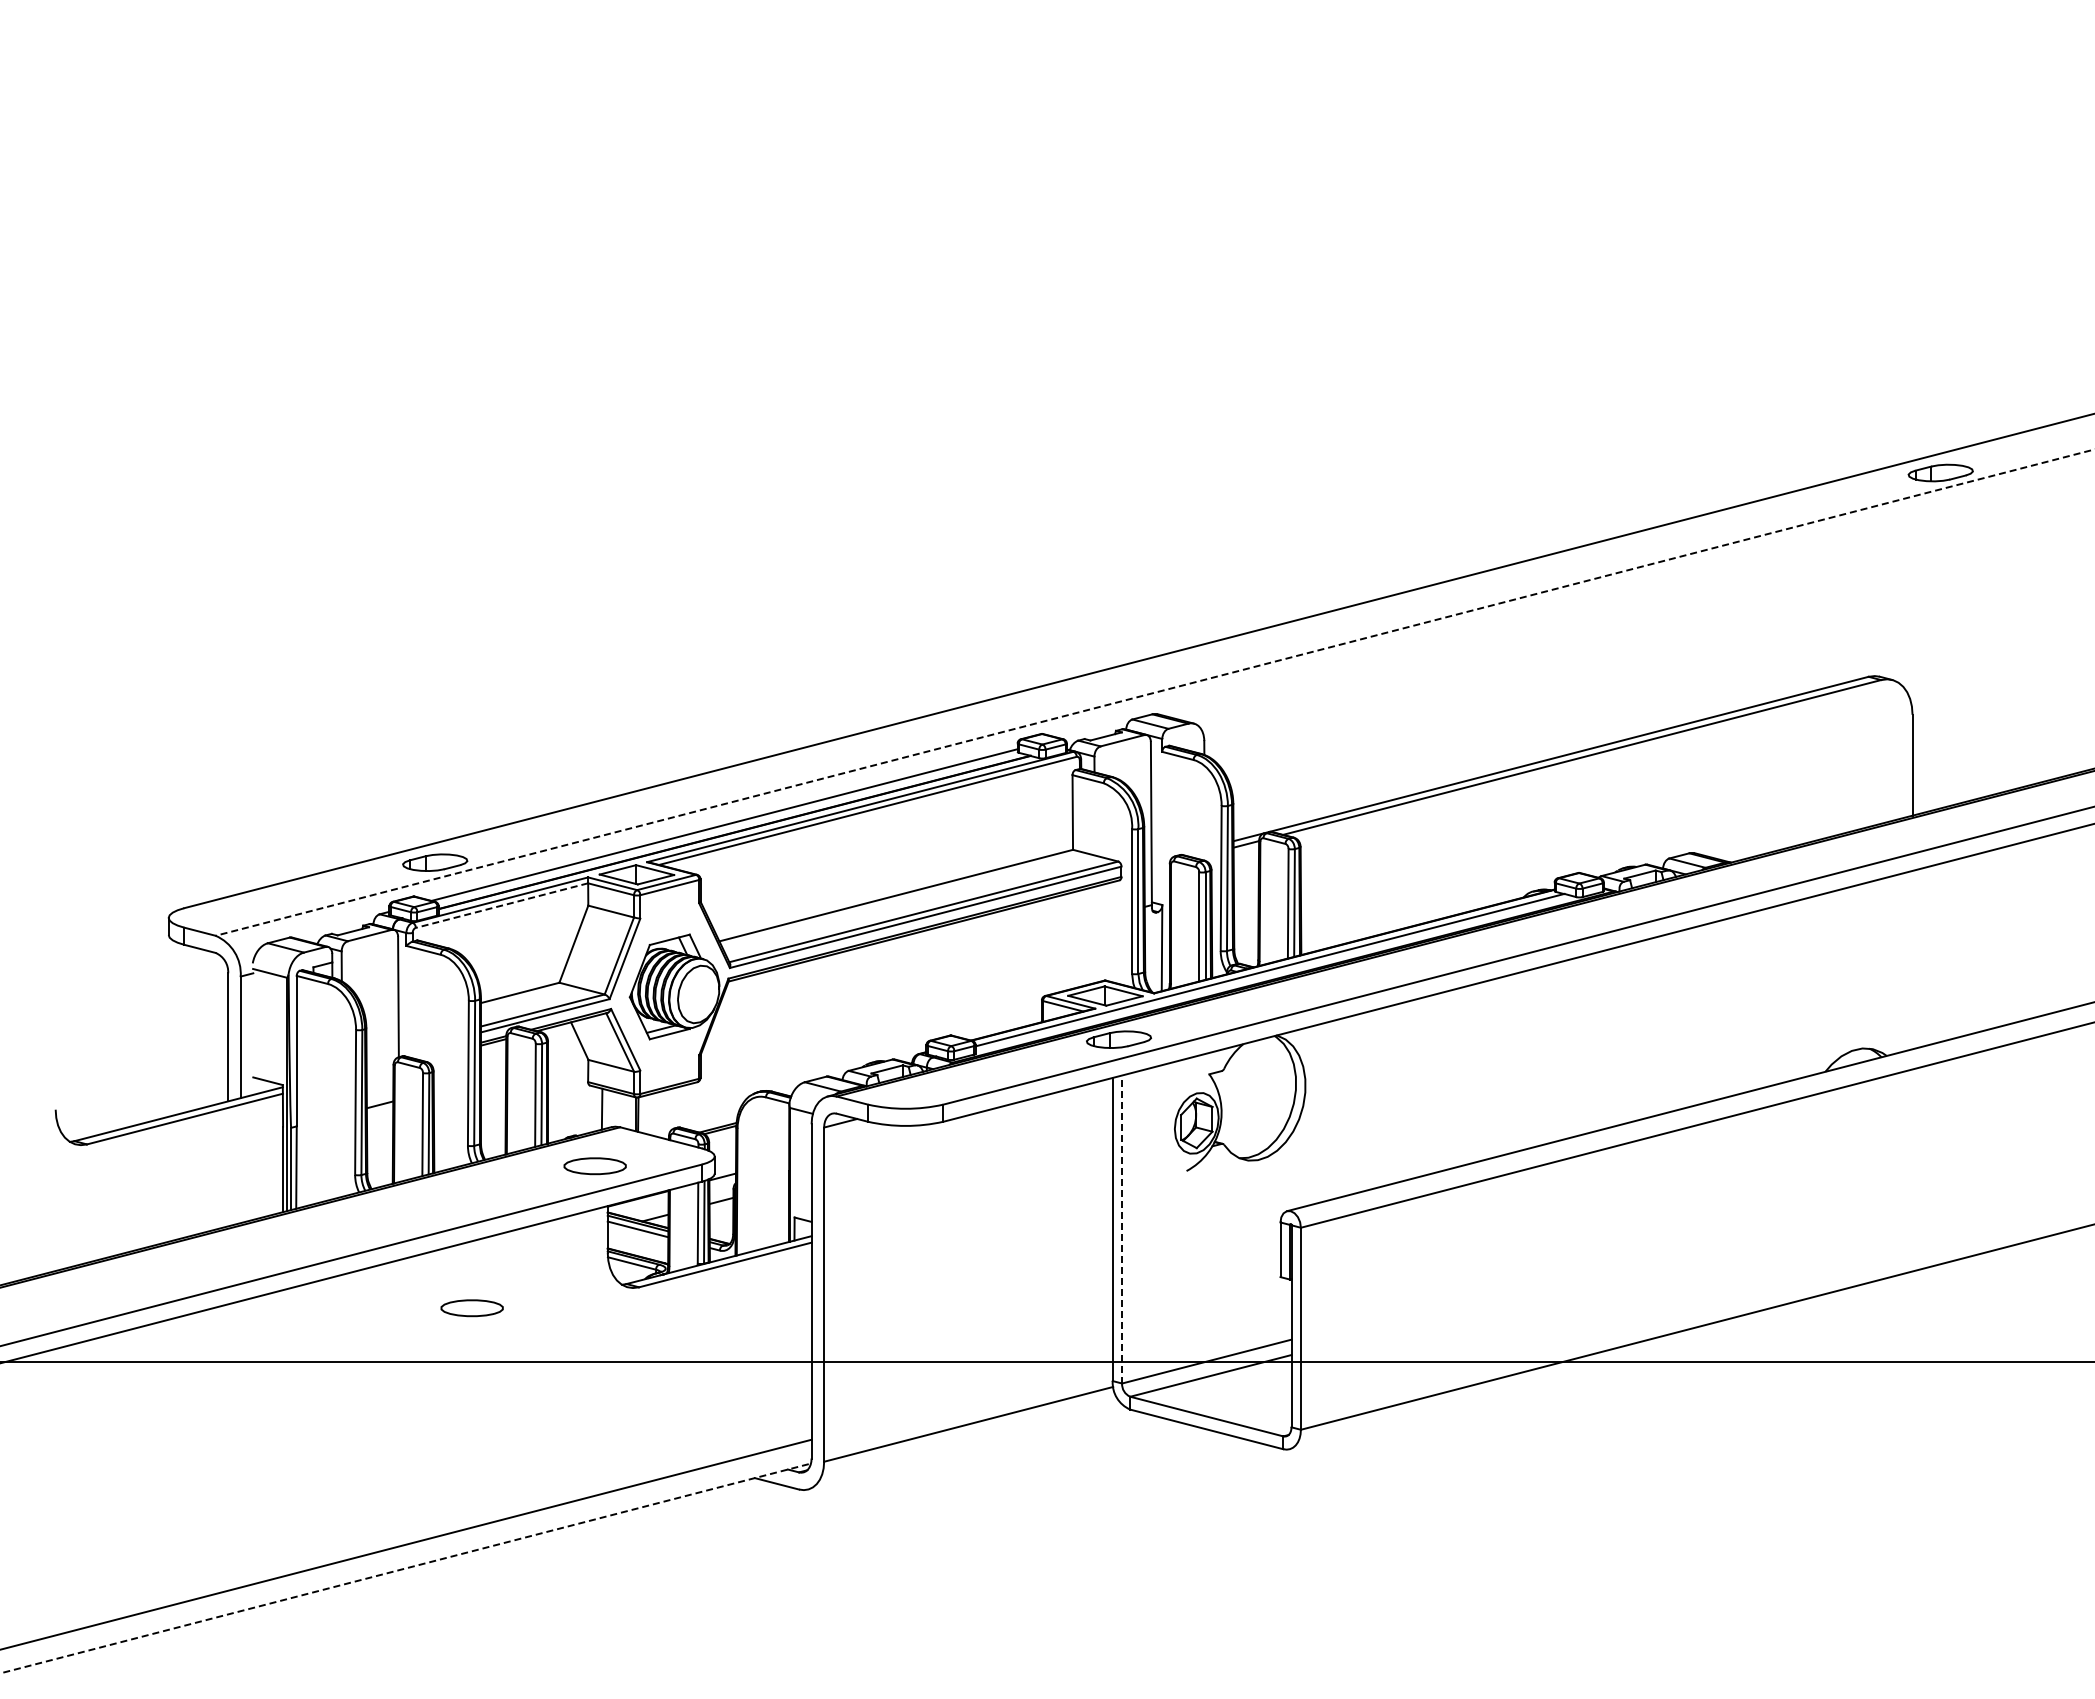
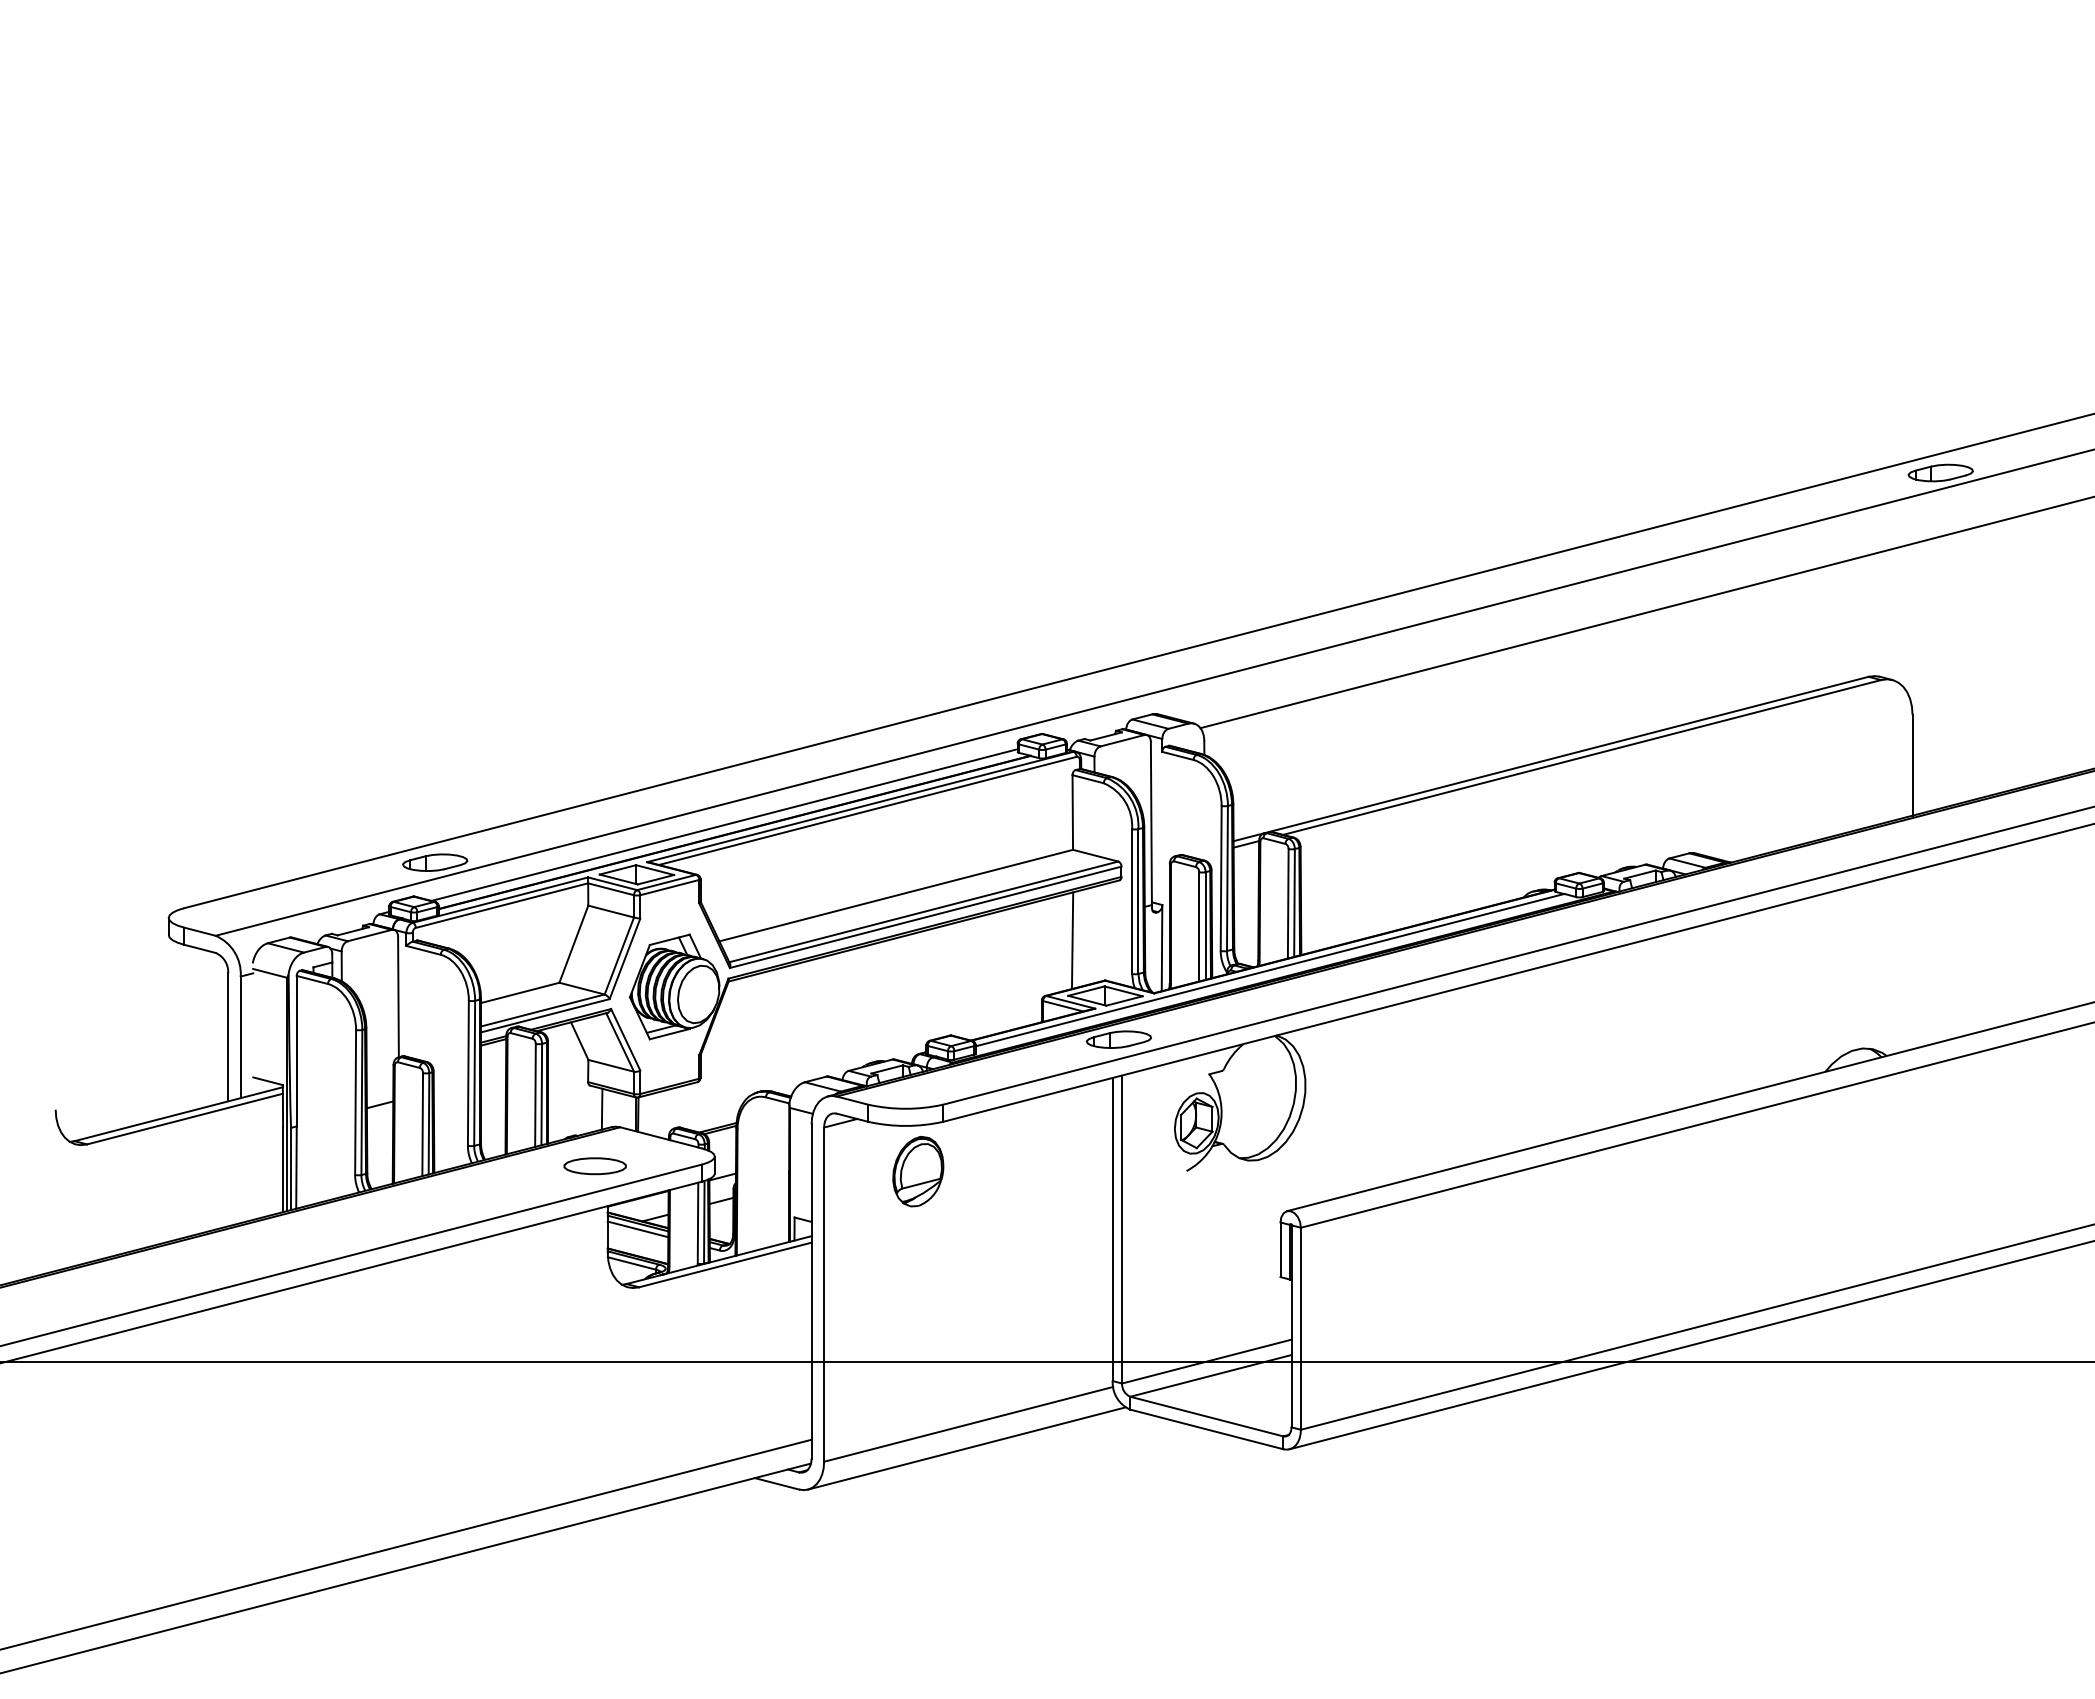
line: none -> present (1645, 612)
line: dashed -> solid (1154, 692)
line: dashed -> solid (501, 905)
line: none -> present (1072, 940)
part: none -> present (918, 1171)
line: dashed -> solid (1122, 1229)
part: present -> none (471, 1308)
line: none -> present (1690, 1345)
line: none -> present (966, 1448)
line: dashed -> solid (406, 1568)
